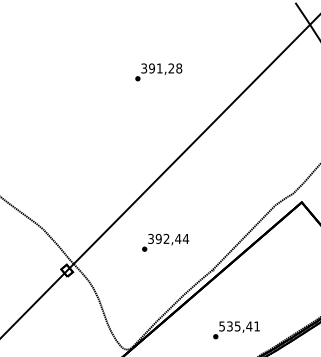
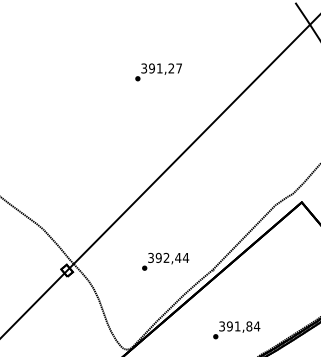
text: 391,28 -> 391,27 (179, 68)
text position: (165, 242) -> (165, 261) (165, 261)
text: 535,41 -> 391,84 (239, 326)
